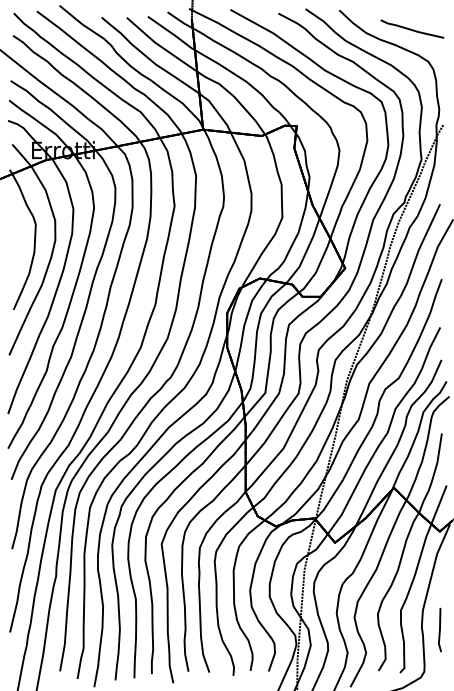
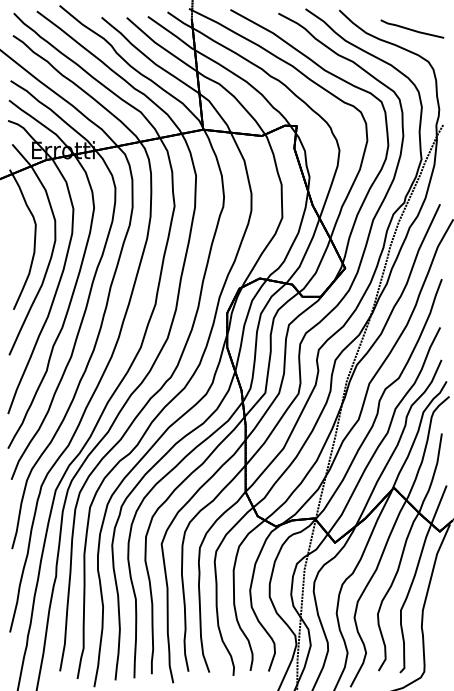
part: present -> none (439, 629)
